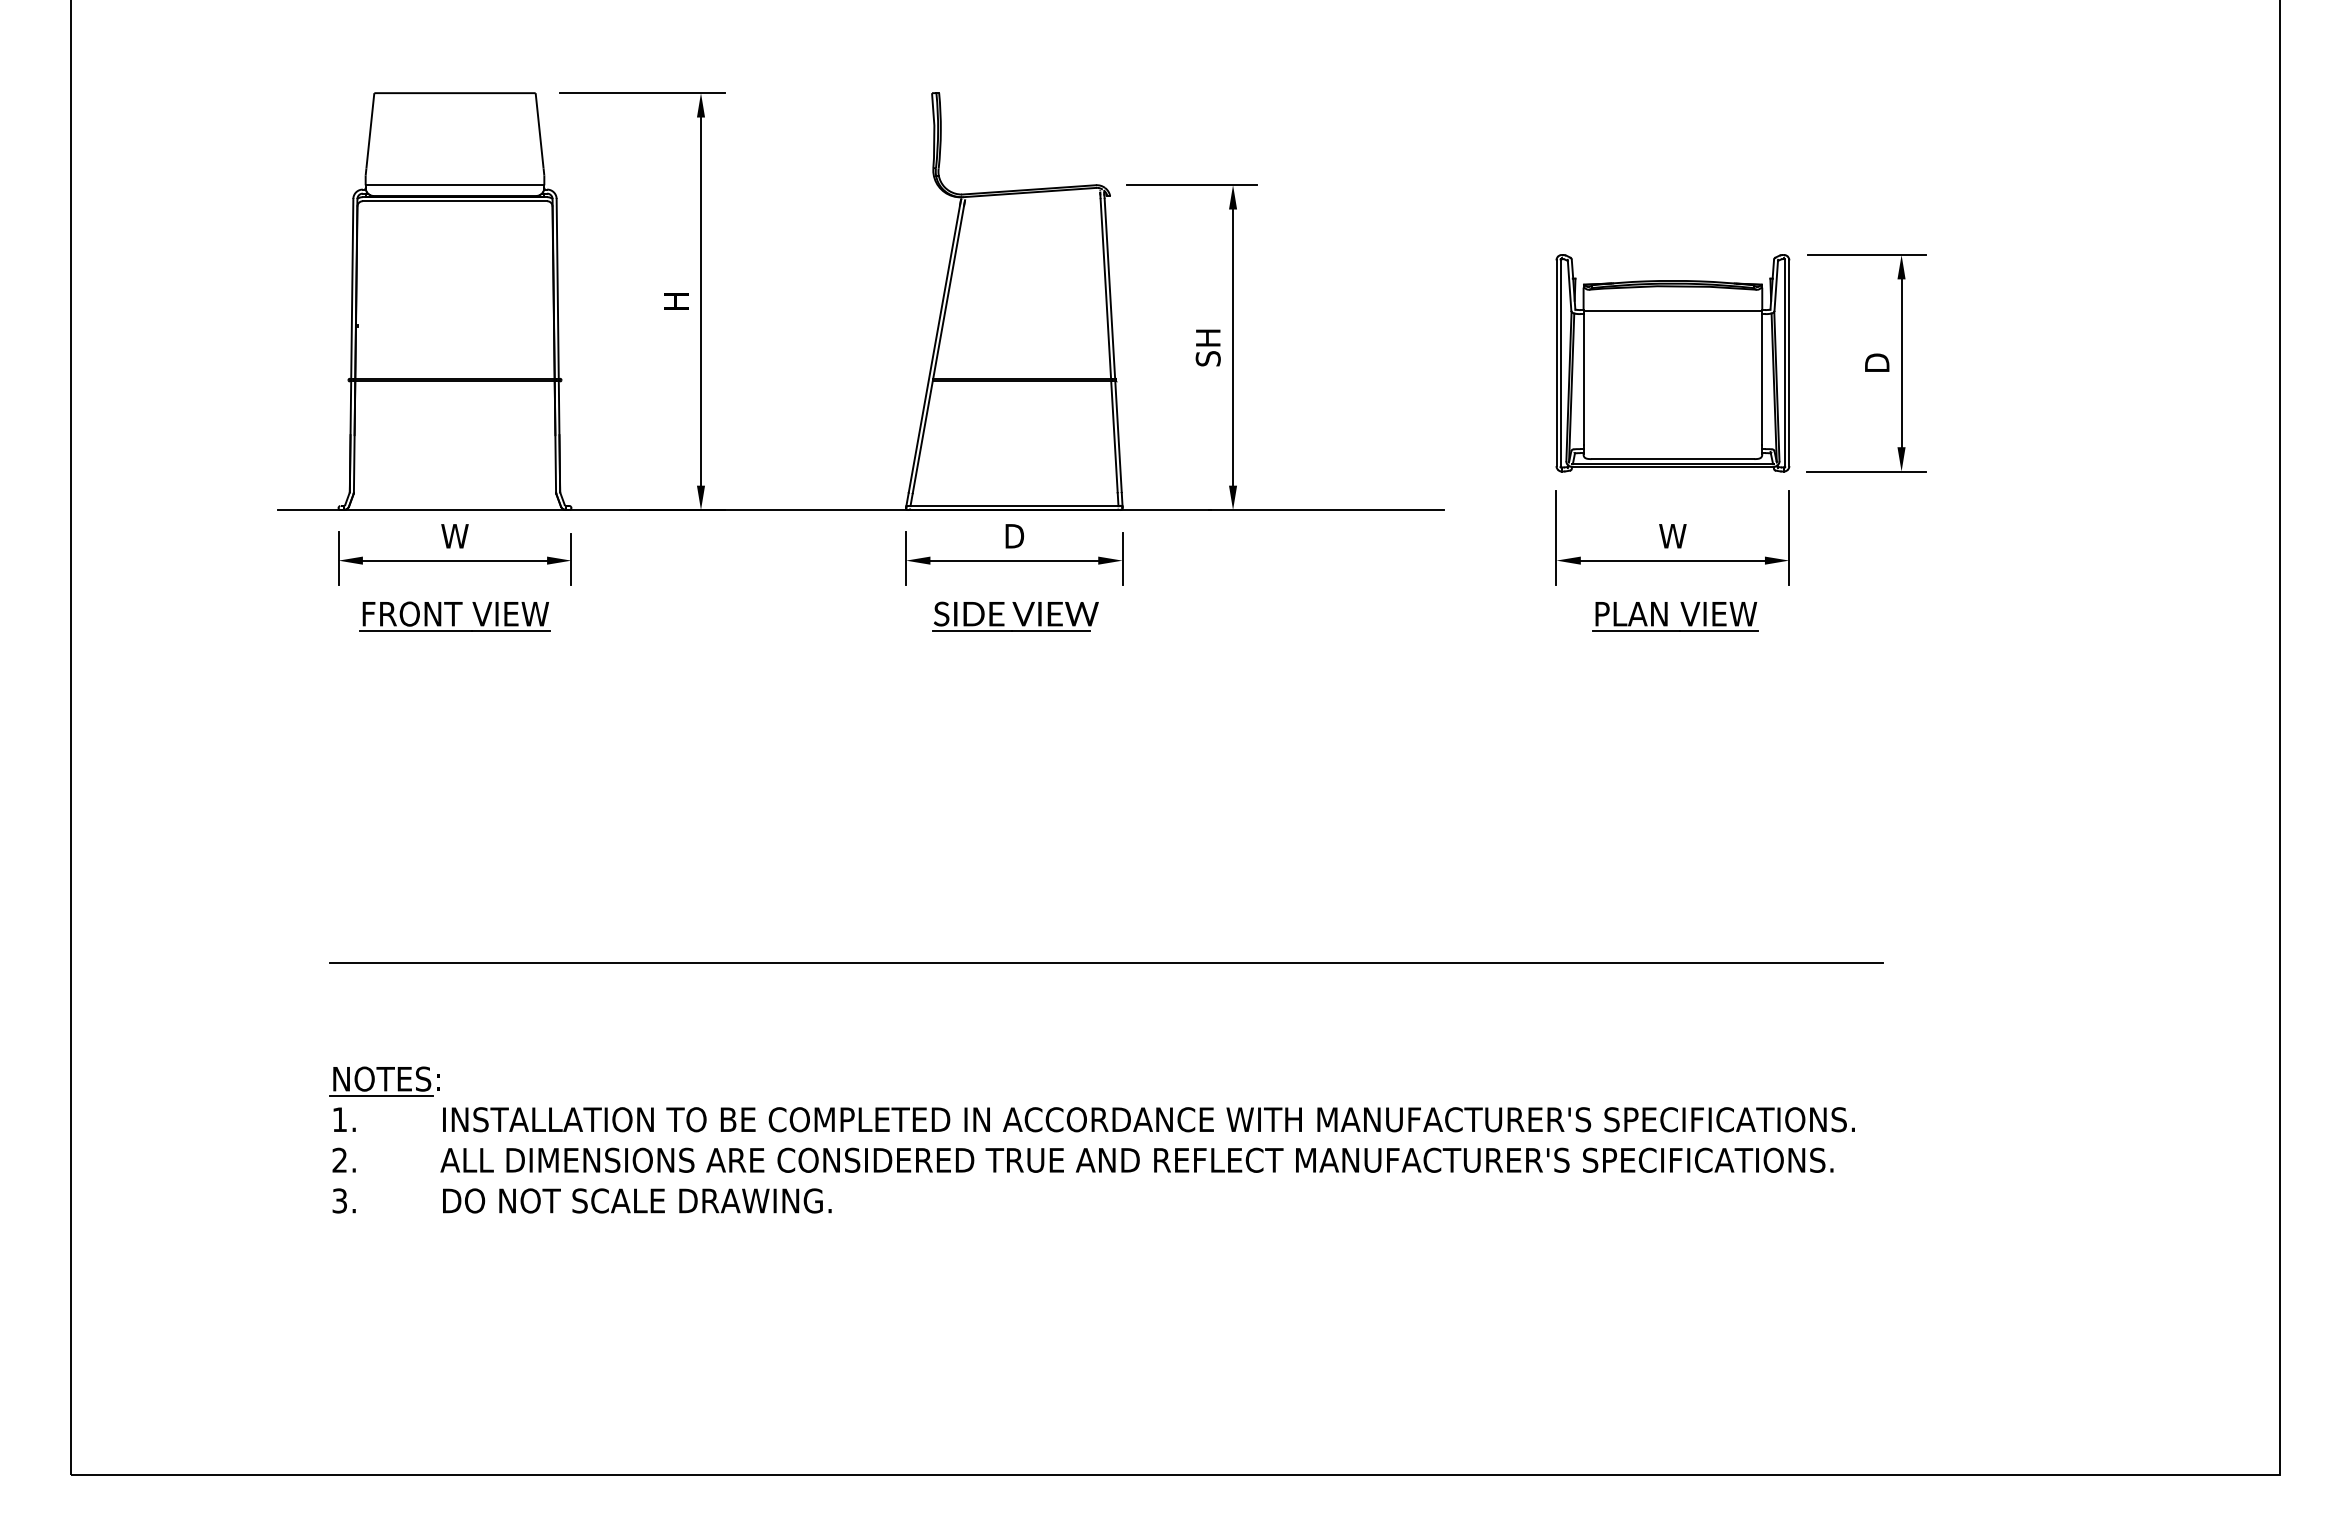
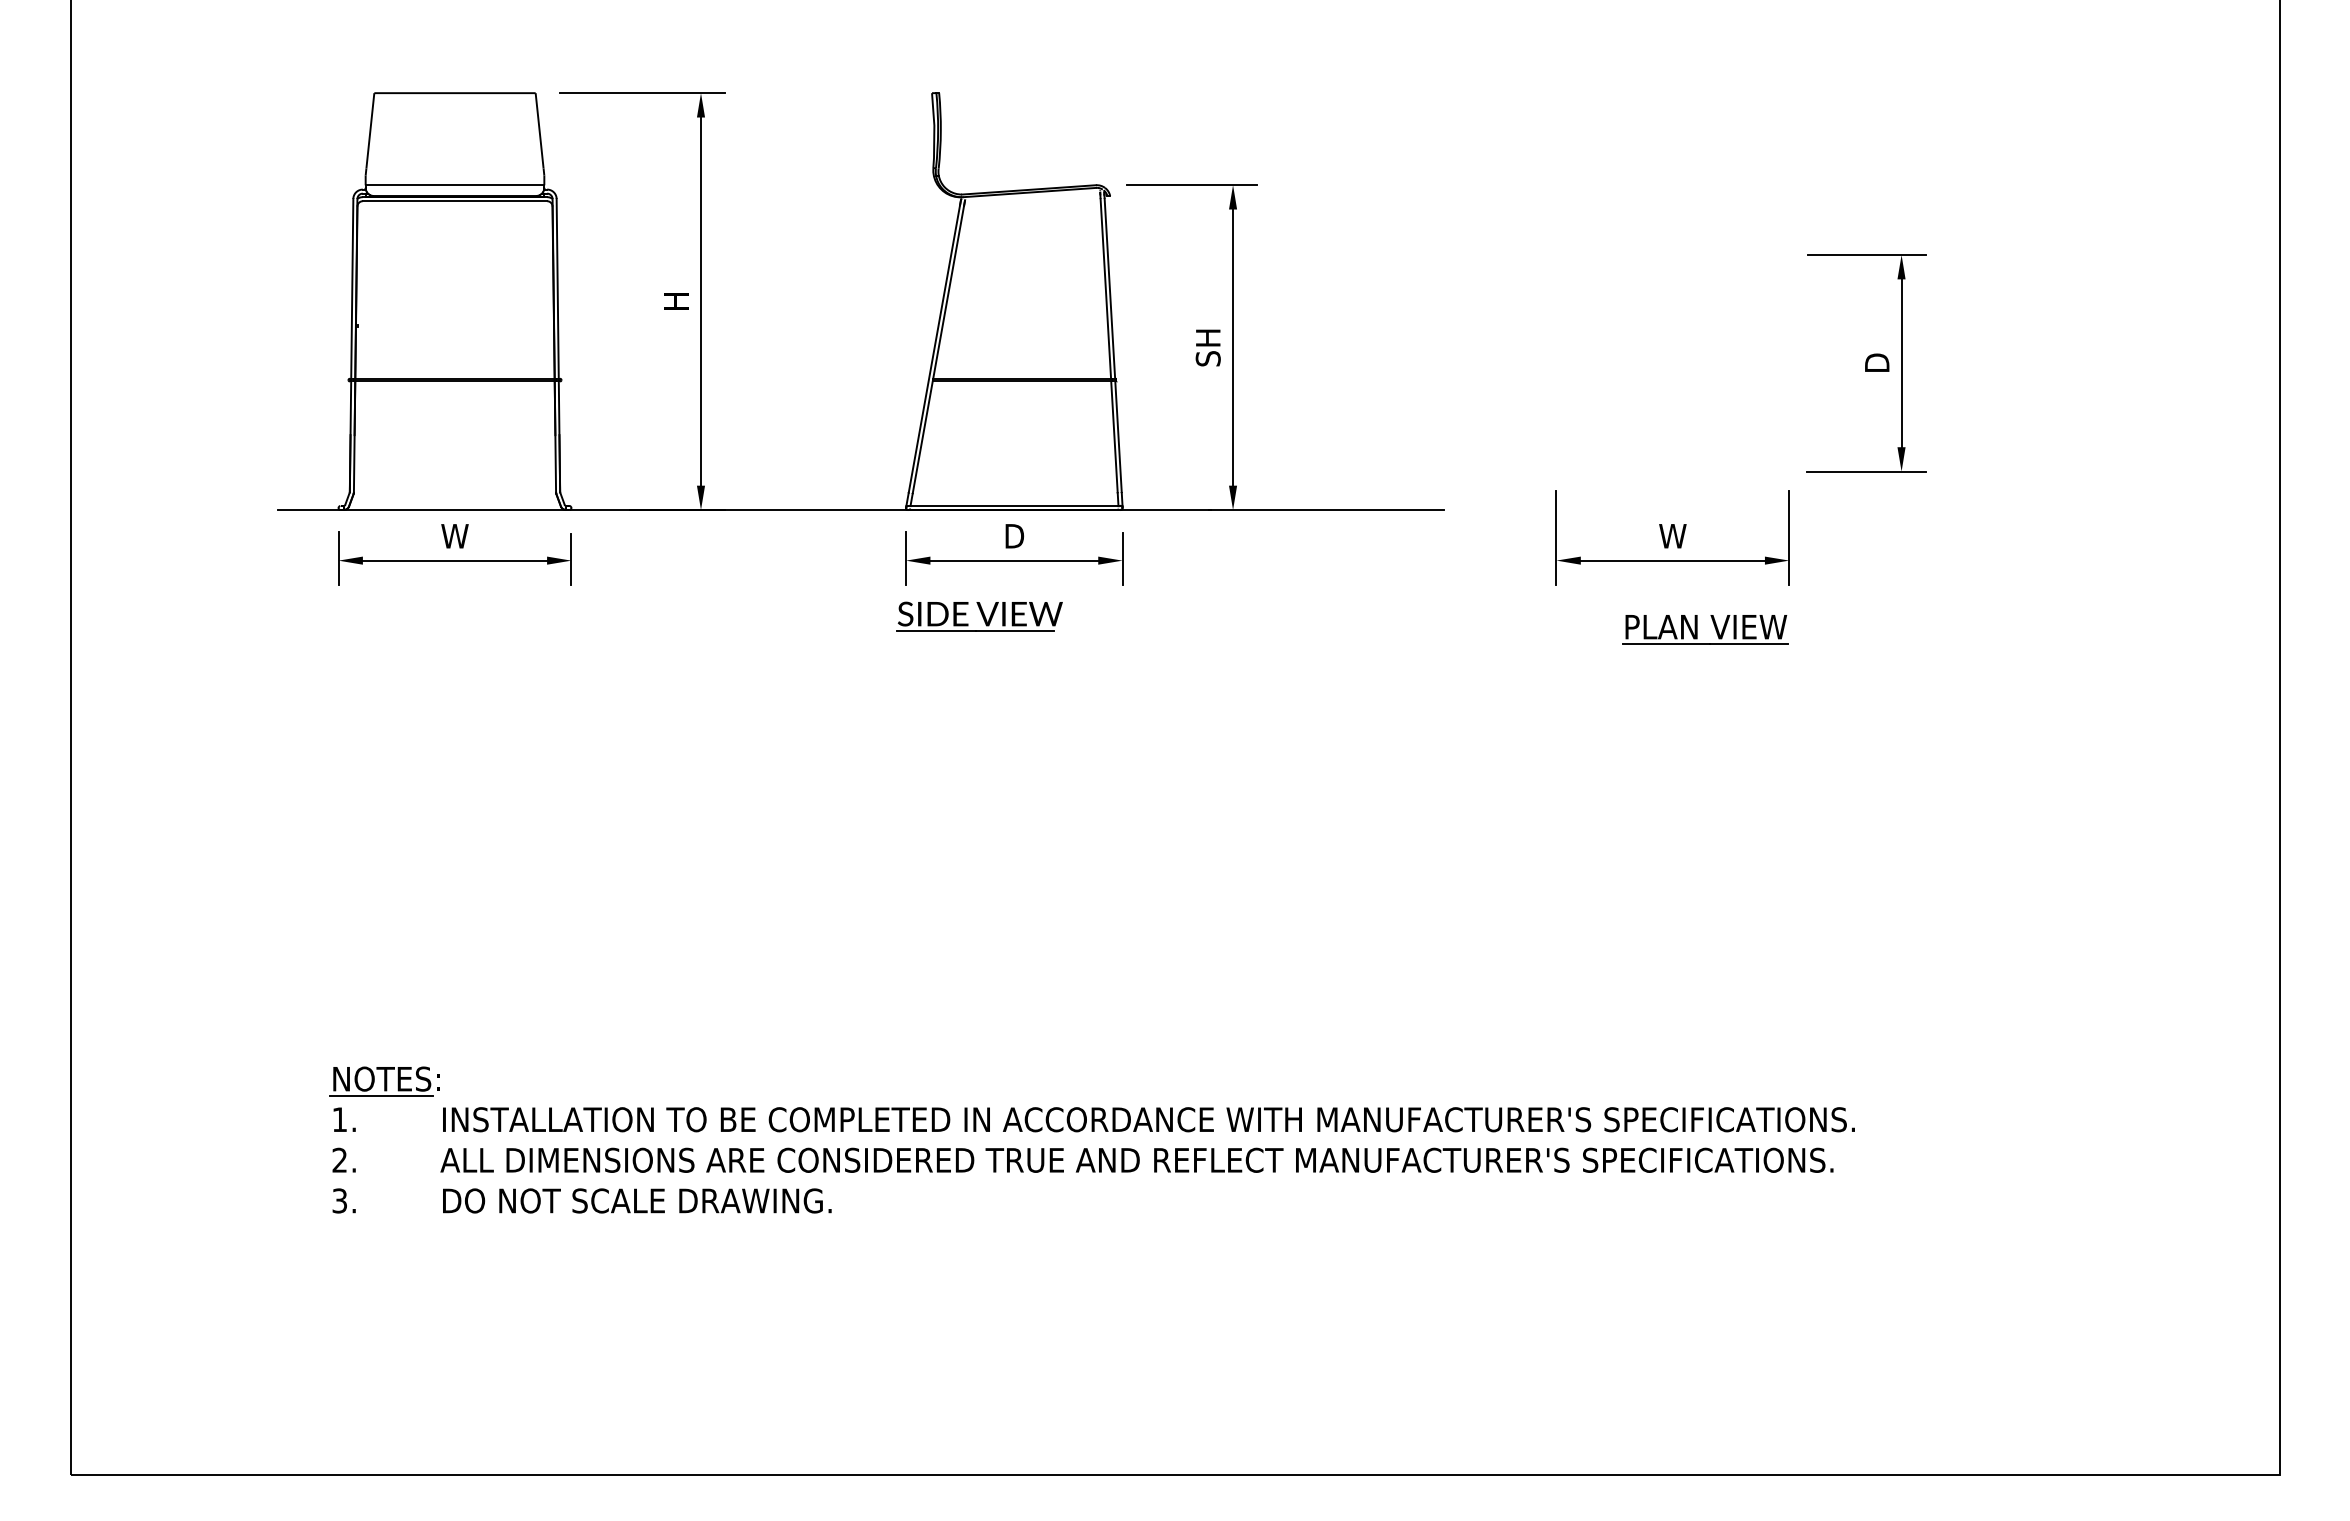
part: present -> none (1672, 363)
part: present -> none (454, 616)
part position: (1015, 616) -> (979, 616) (979, 616)
part position: (1667, 616) -> (1697, 629) (1697, 629)
line: present -> none (1106, 962)
